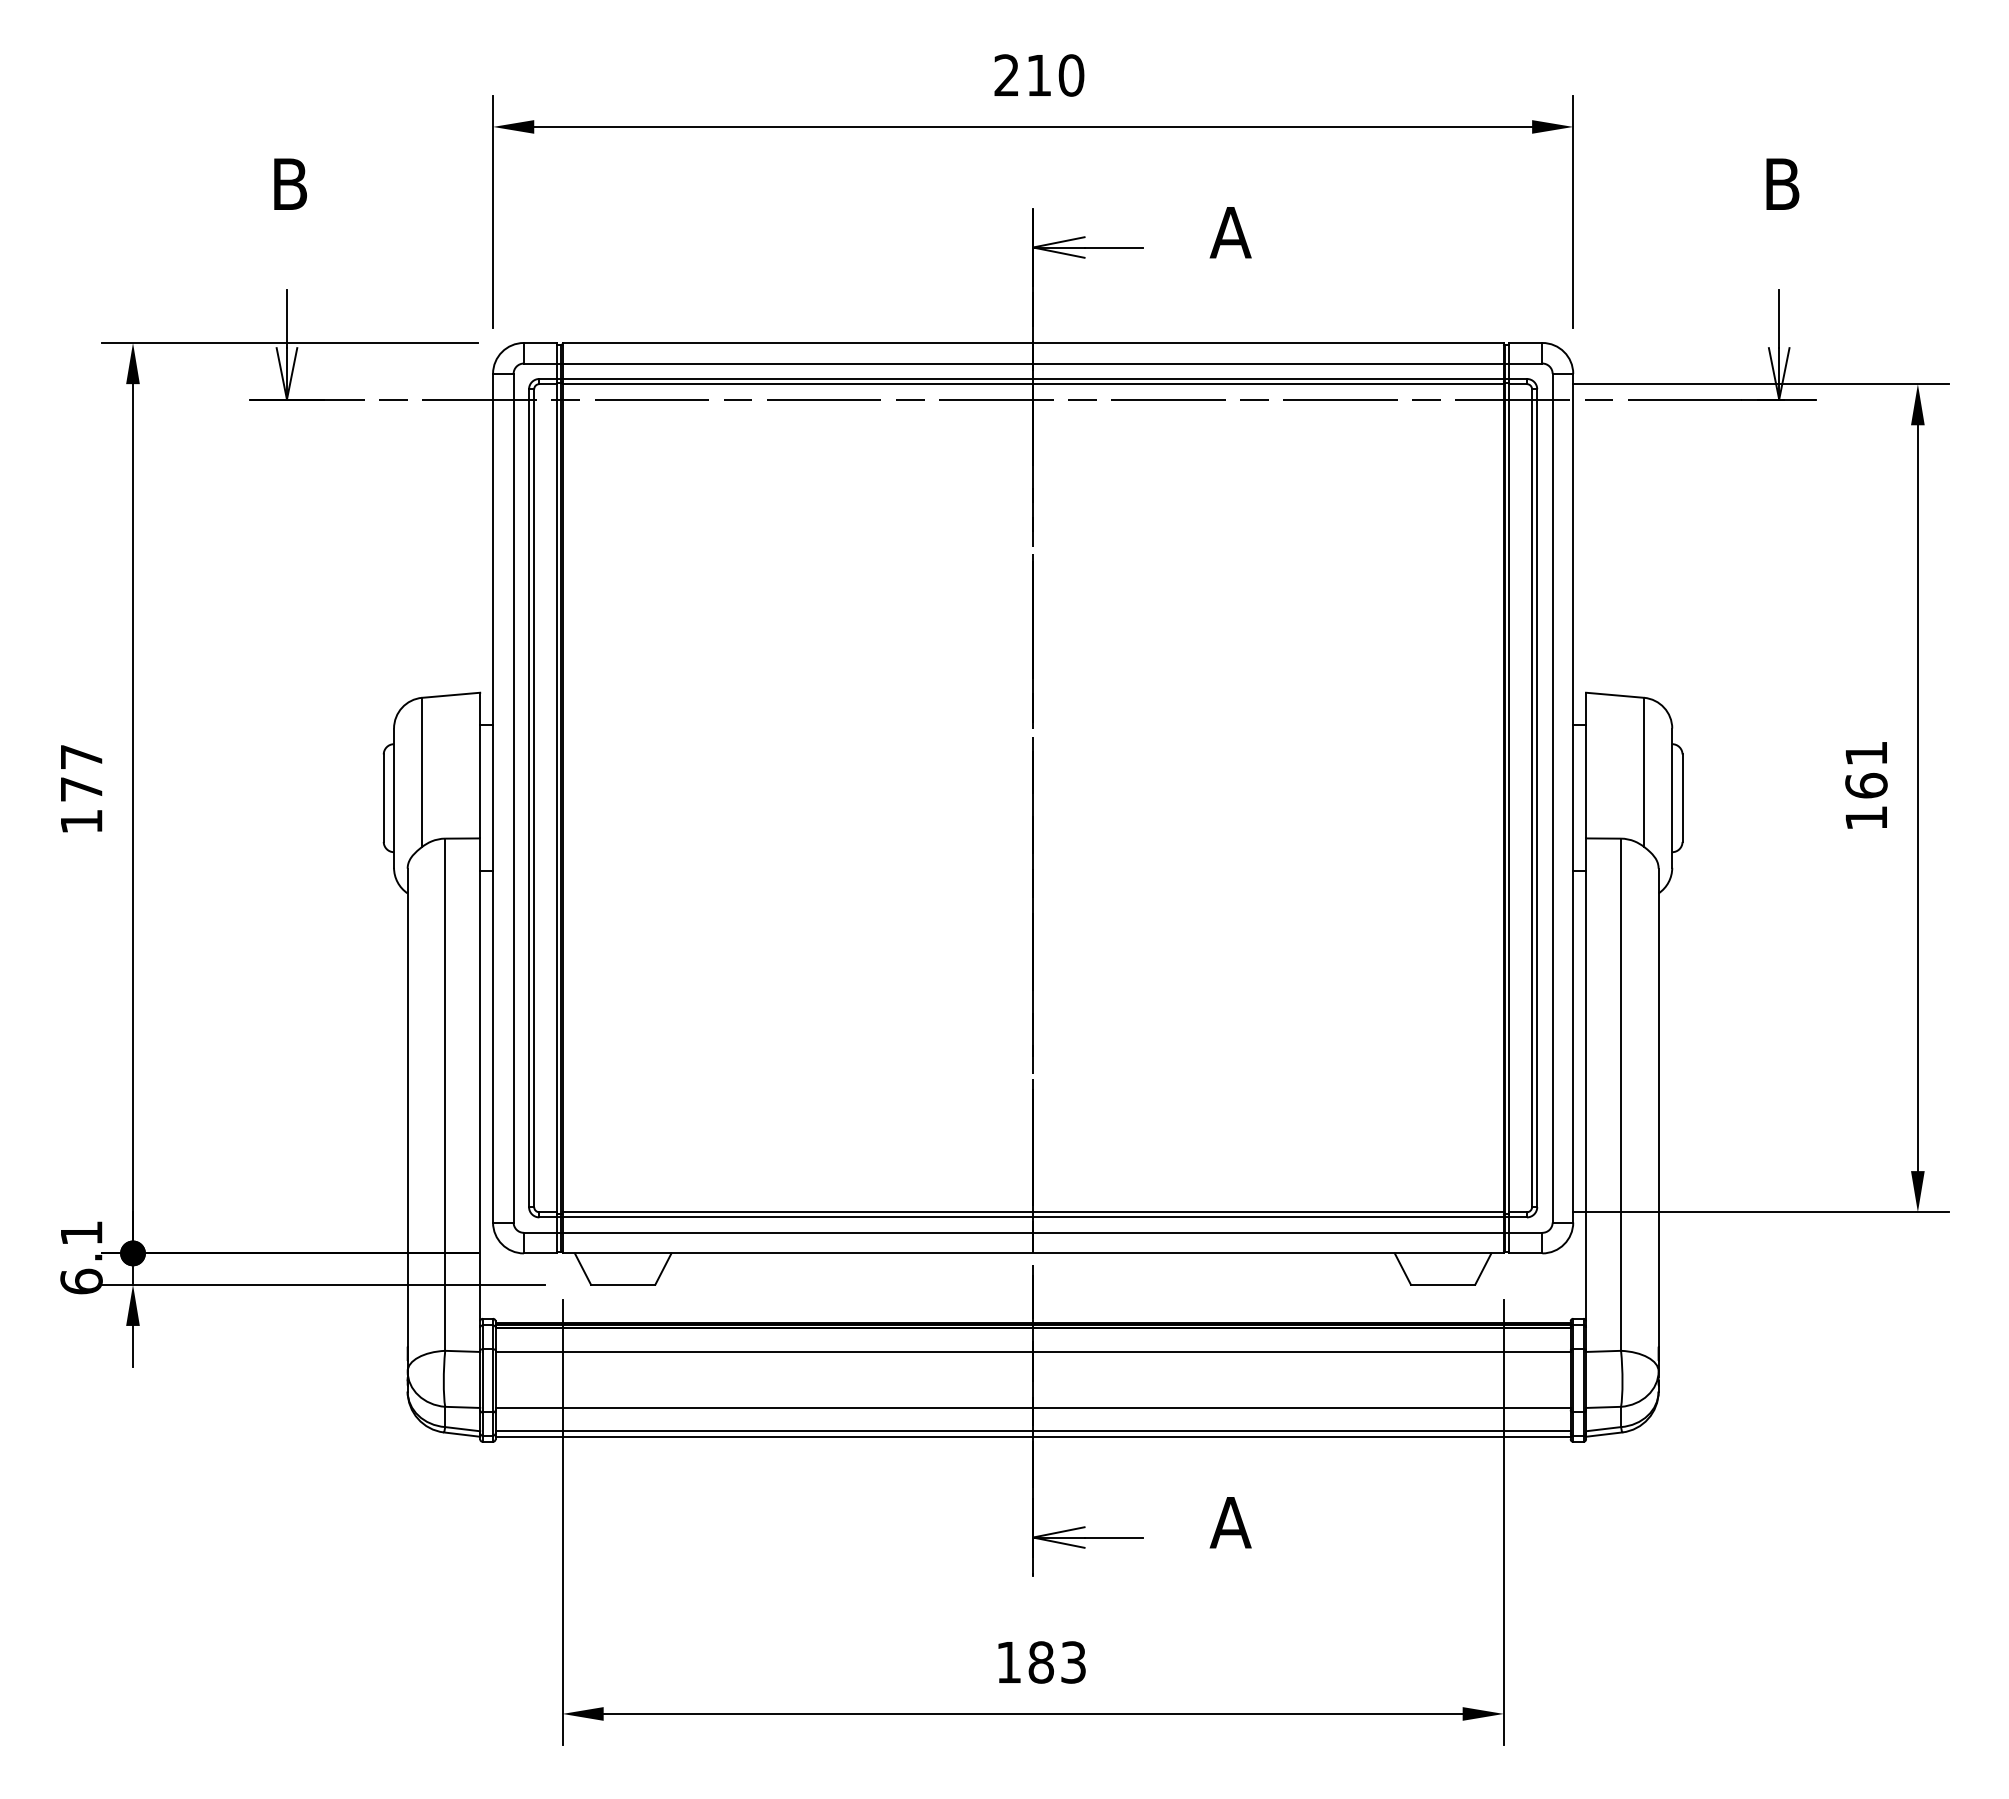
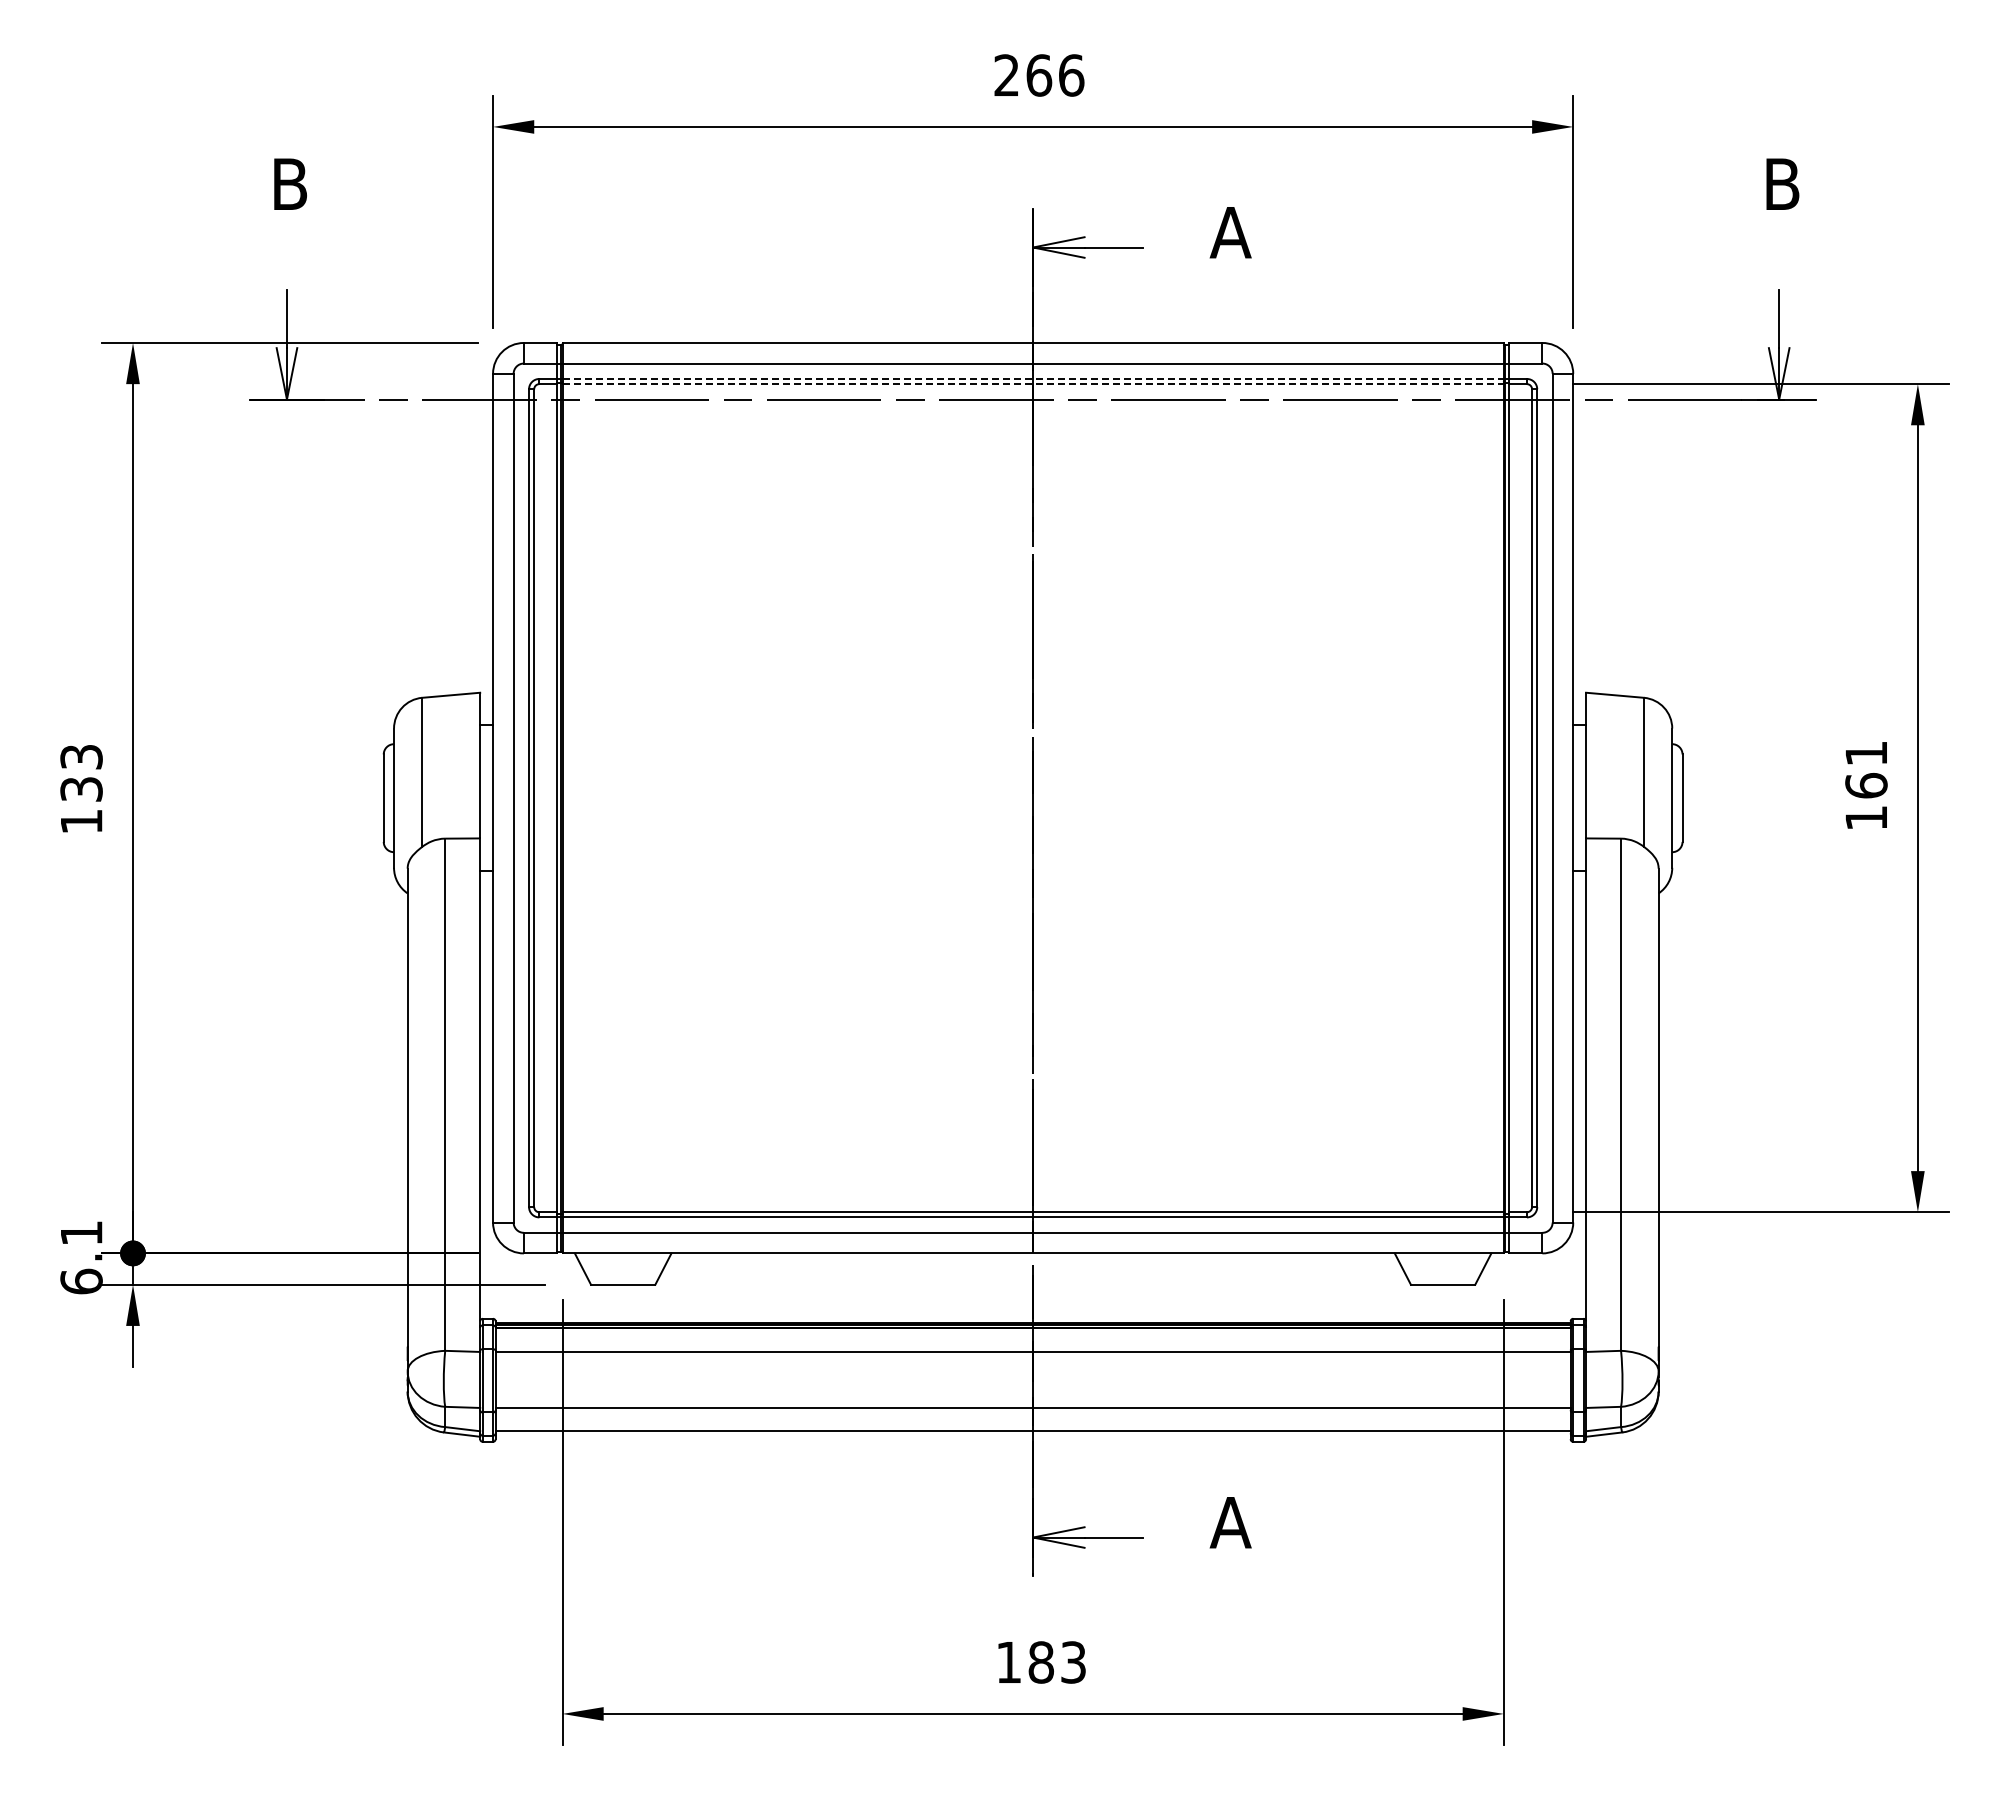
text: 210 -> 266 (1055, 75)
line: solid -> dashed (1033, 378)
line: solid -> dashed (1033, 384)
text: 177 -> 133 (81, 773)
line: present -> none (1032, 1436)
